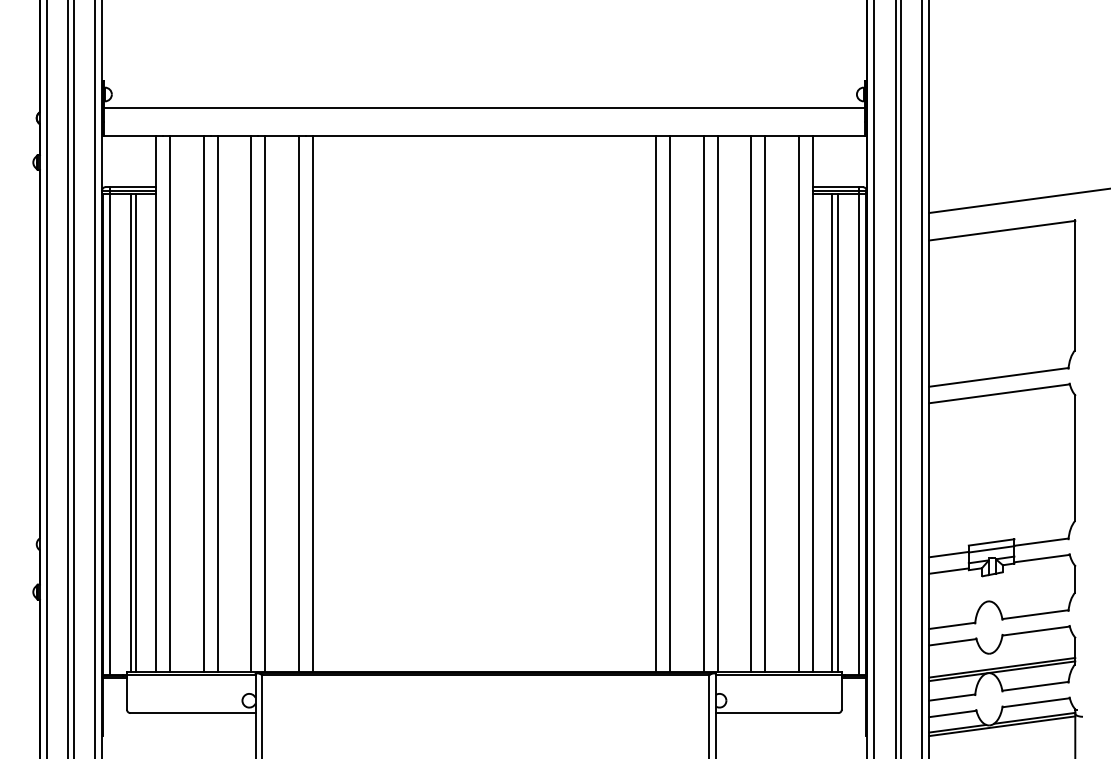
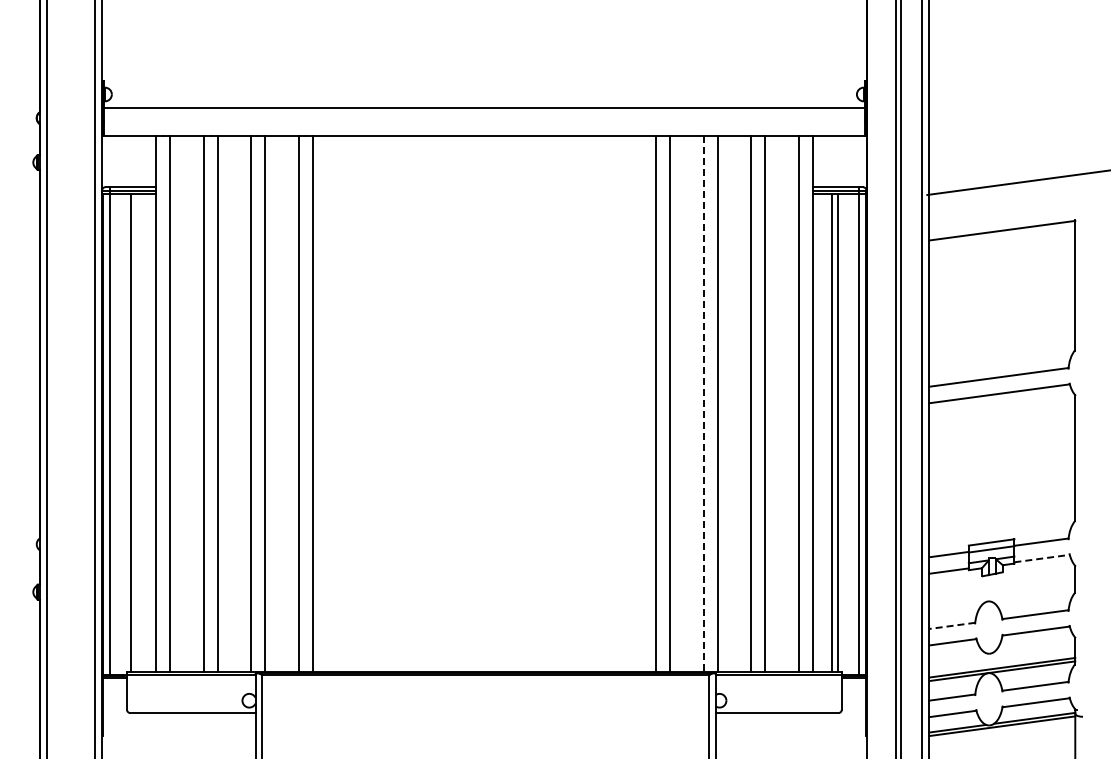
line position: (1018, 201) -> (1017, 182) (1017, 182)
line: present -> none (68, 378)
line: present -> none (73, 378)
line: present -> none (874, 378)
line: solid -> dashed (703, 404)
line: present -> none (136, 432)
line: solid -> dashed (1042, 558)
line: solid -> dashed (951, 625)
